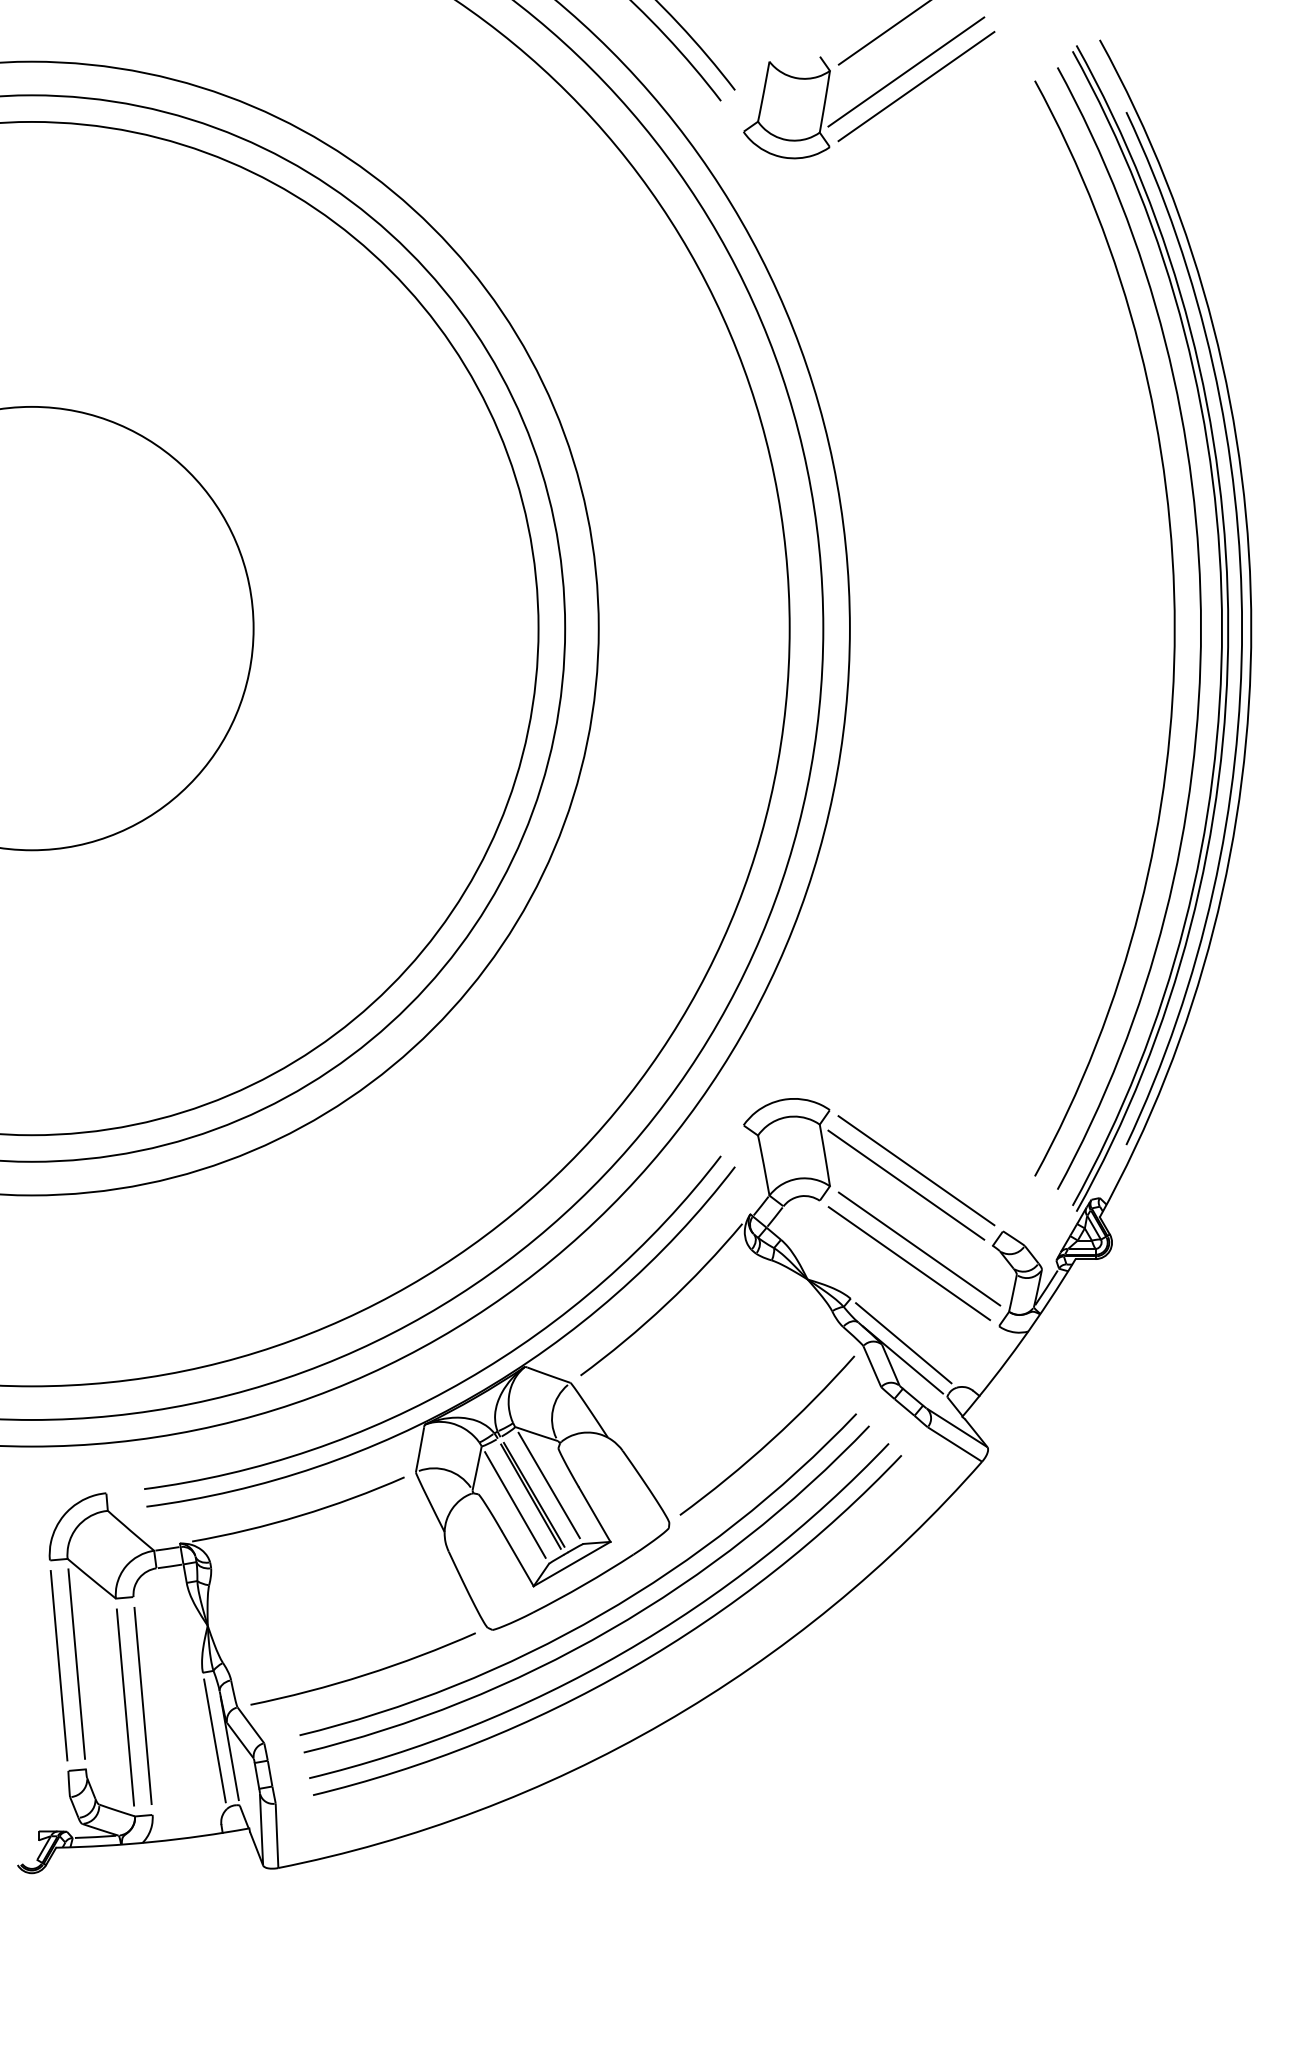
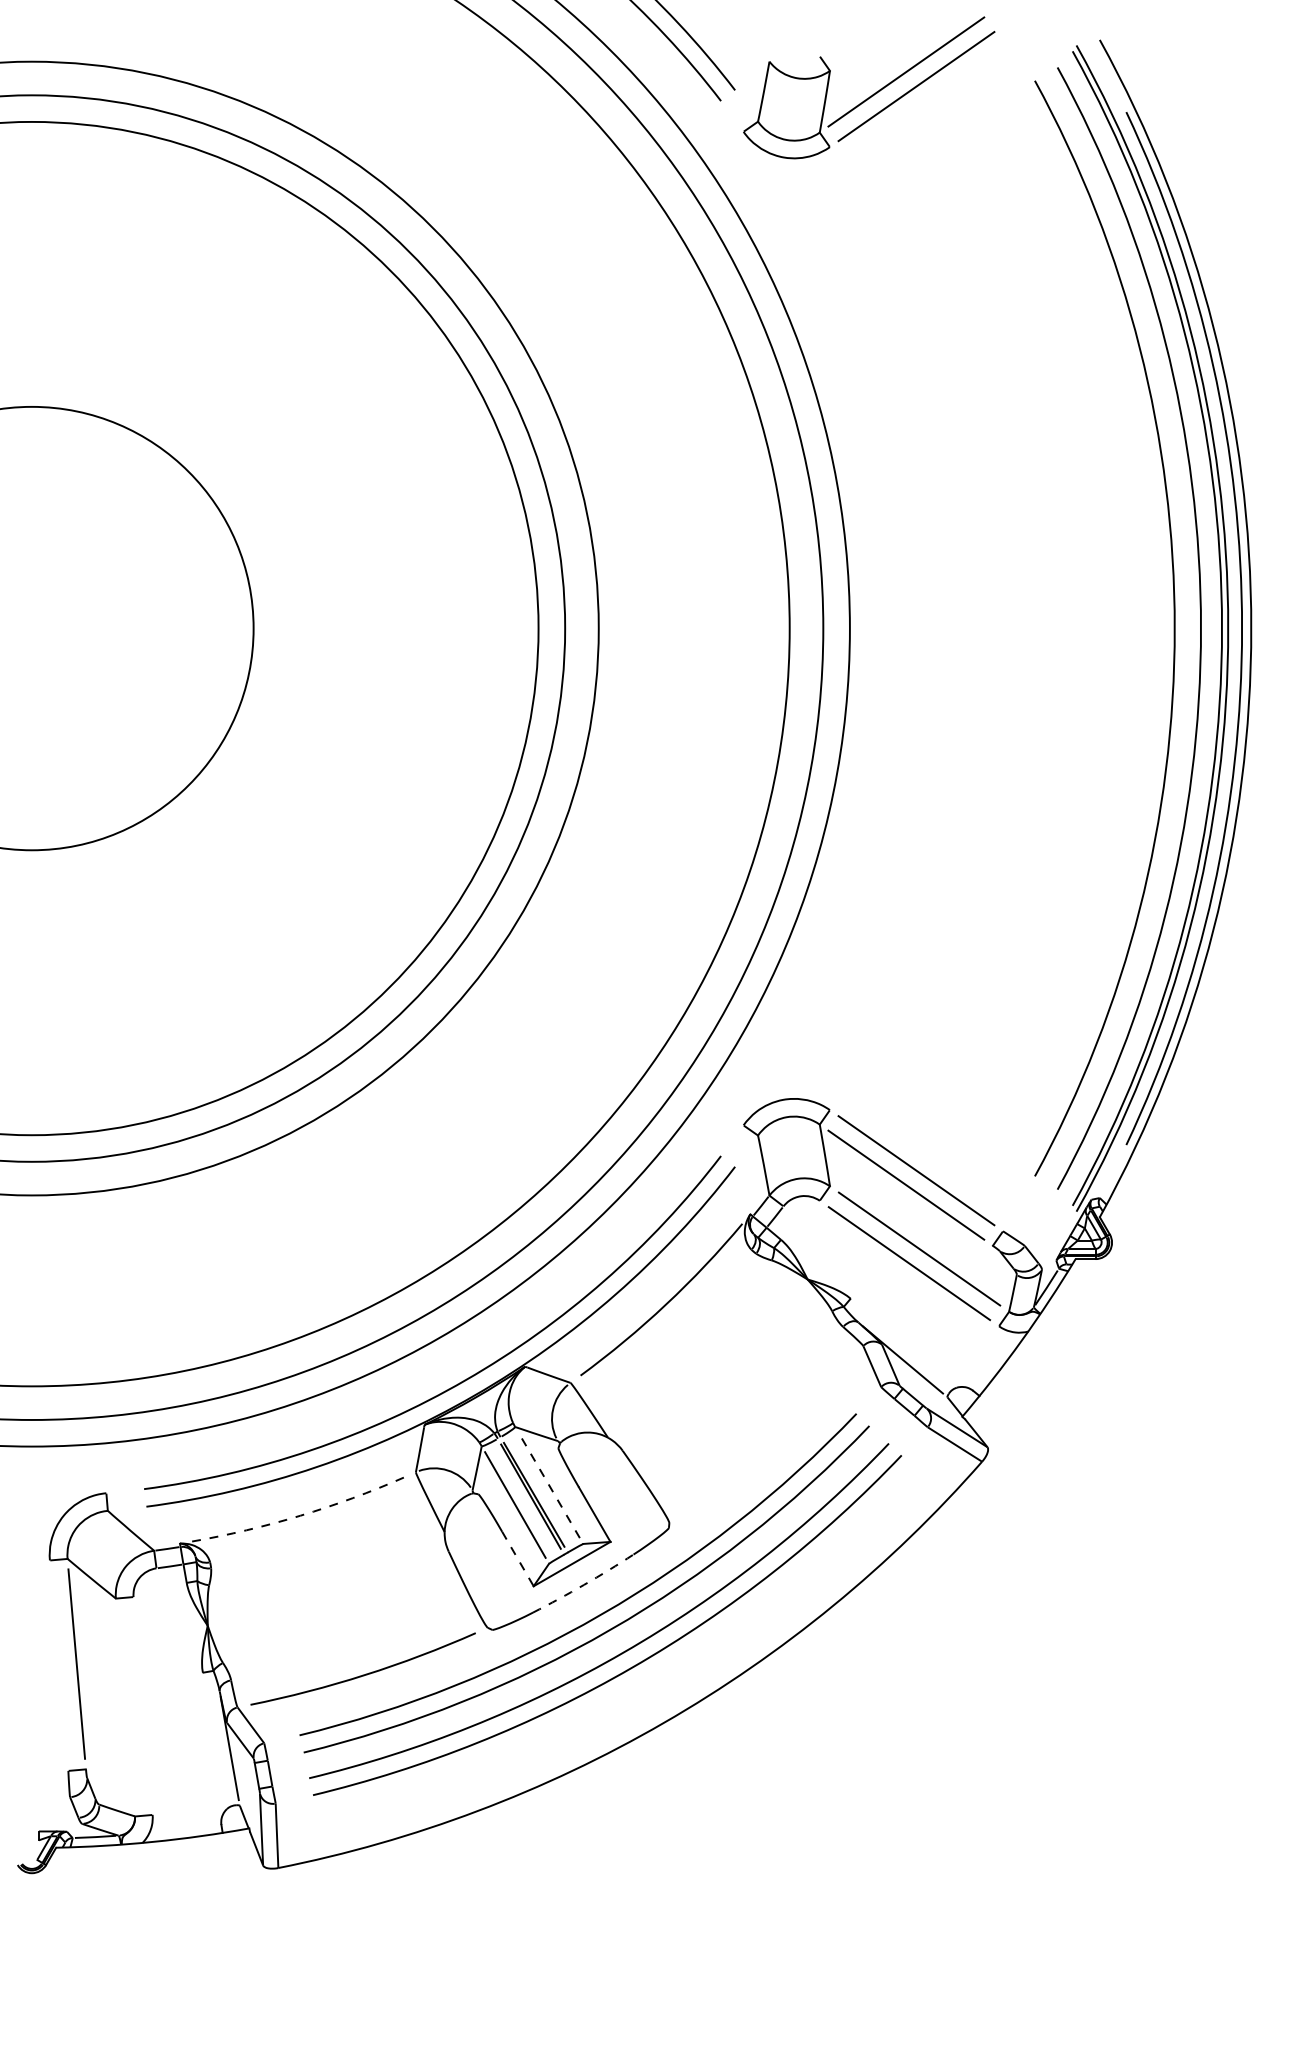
line: present -> none (882, 33)
line: present -> none (903, 1343)
arc: present -> none (769, 1440)
line: solid -> dashed (549, 1485)
arc: solid -> dashed (300, 1515)
line: solid -> dashed (518, 1559)
arc: solid -> dashed (584, 1584)
line: present -> none (58, 1665)
line: present -> none (142, 1705)
line: present -> none (125, 1707)
line: present -> none (214, 1740)
